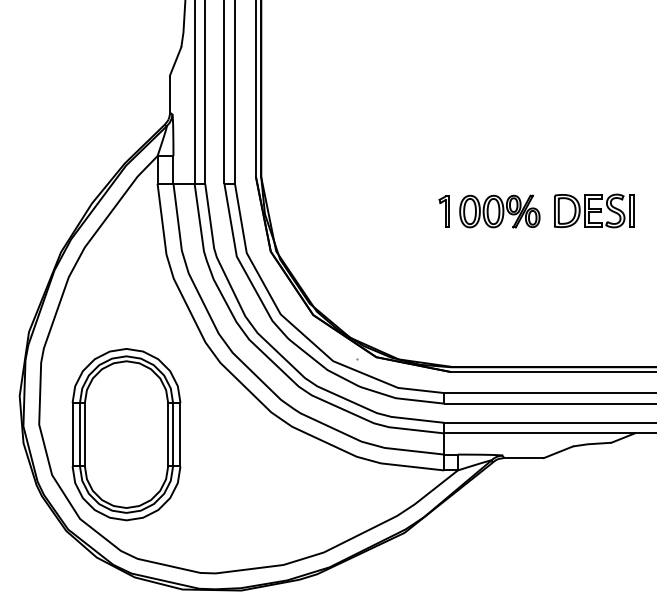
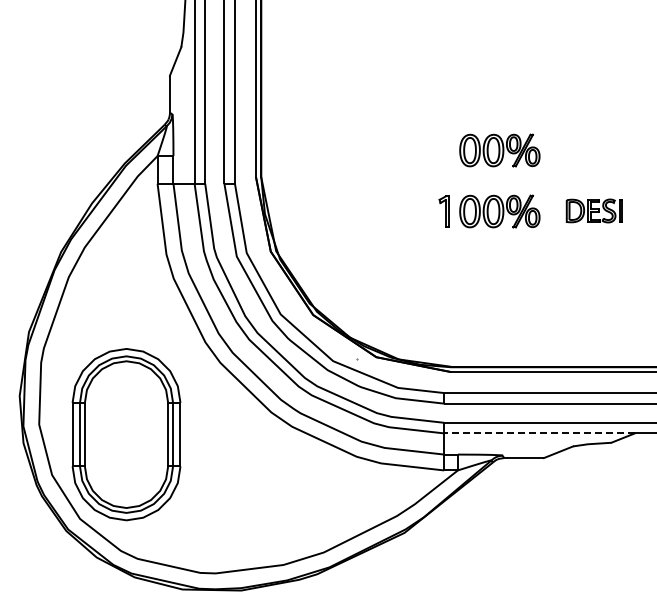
part: none -> present (499, 150)
part size: 81x36 px -> 58x26 px (593, 210)
line: solid -> dashed (539, 433)
